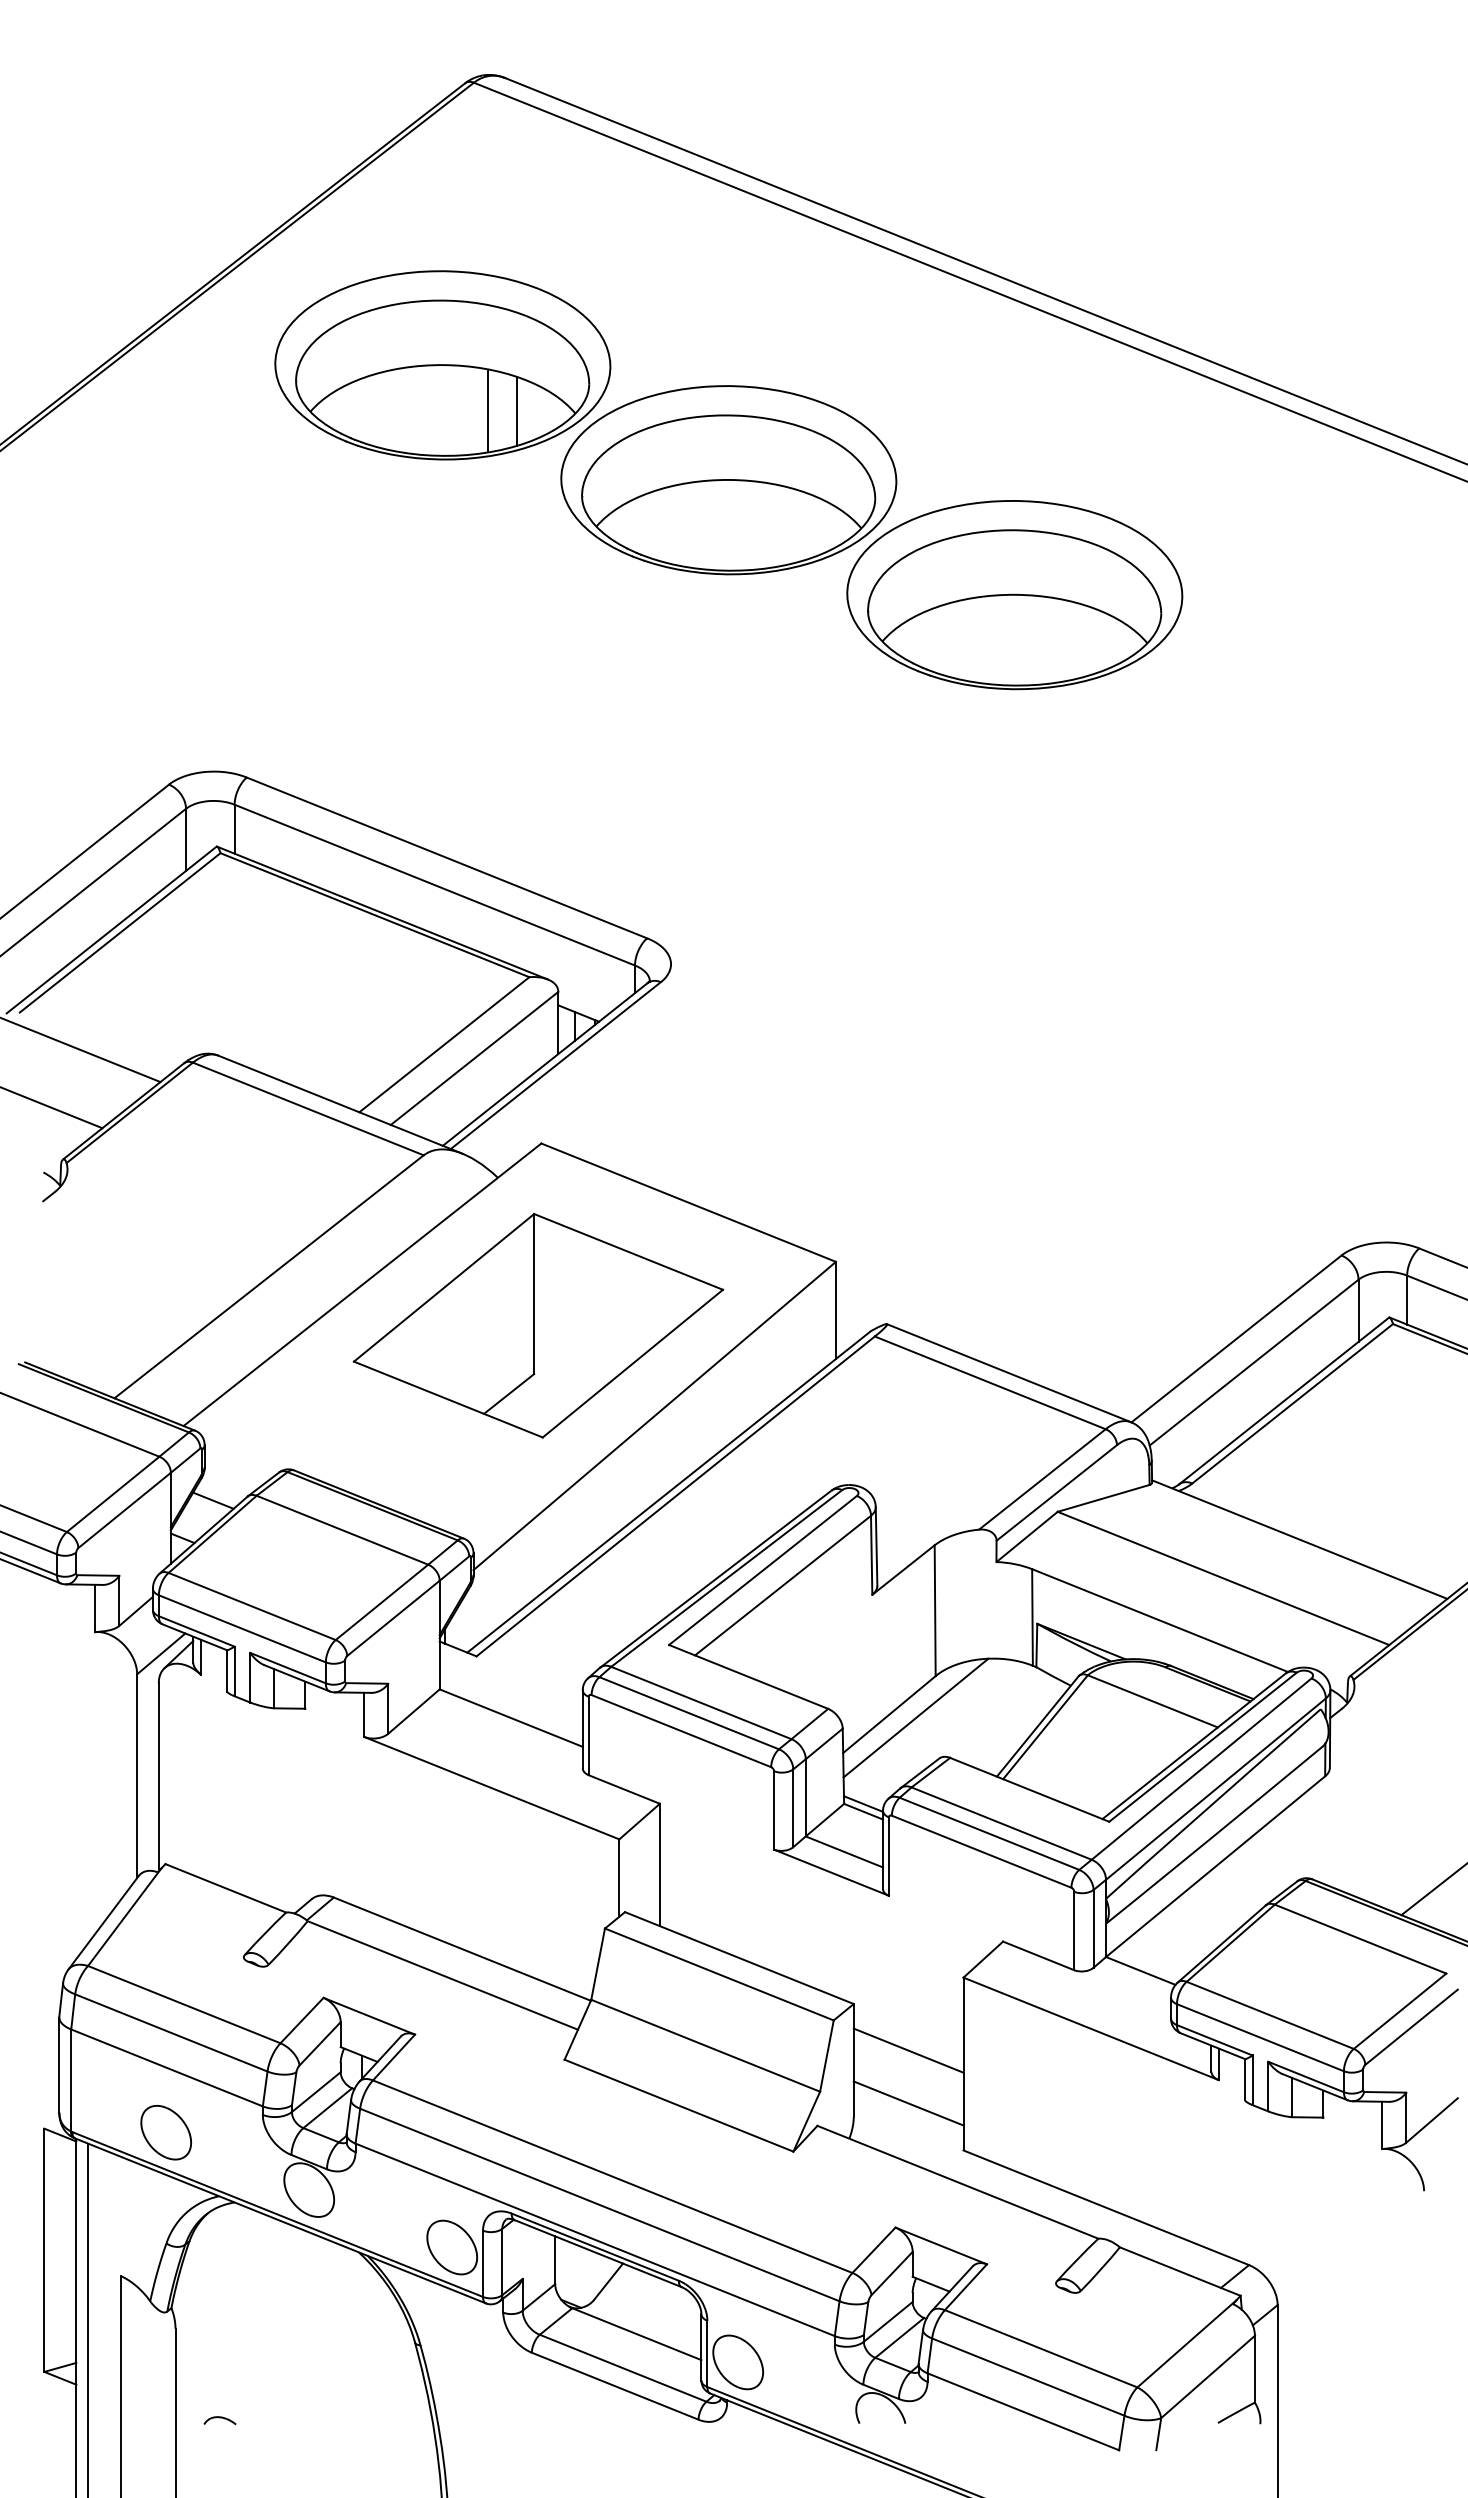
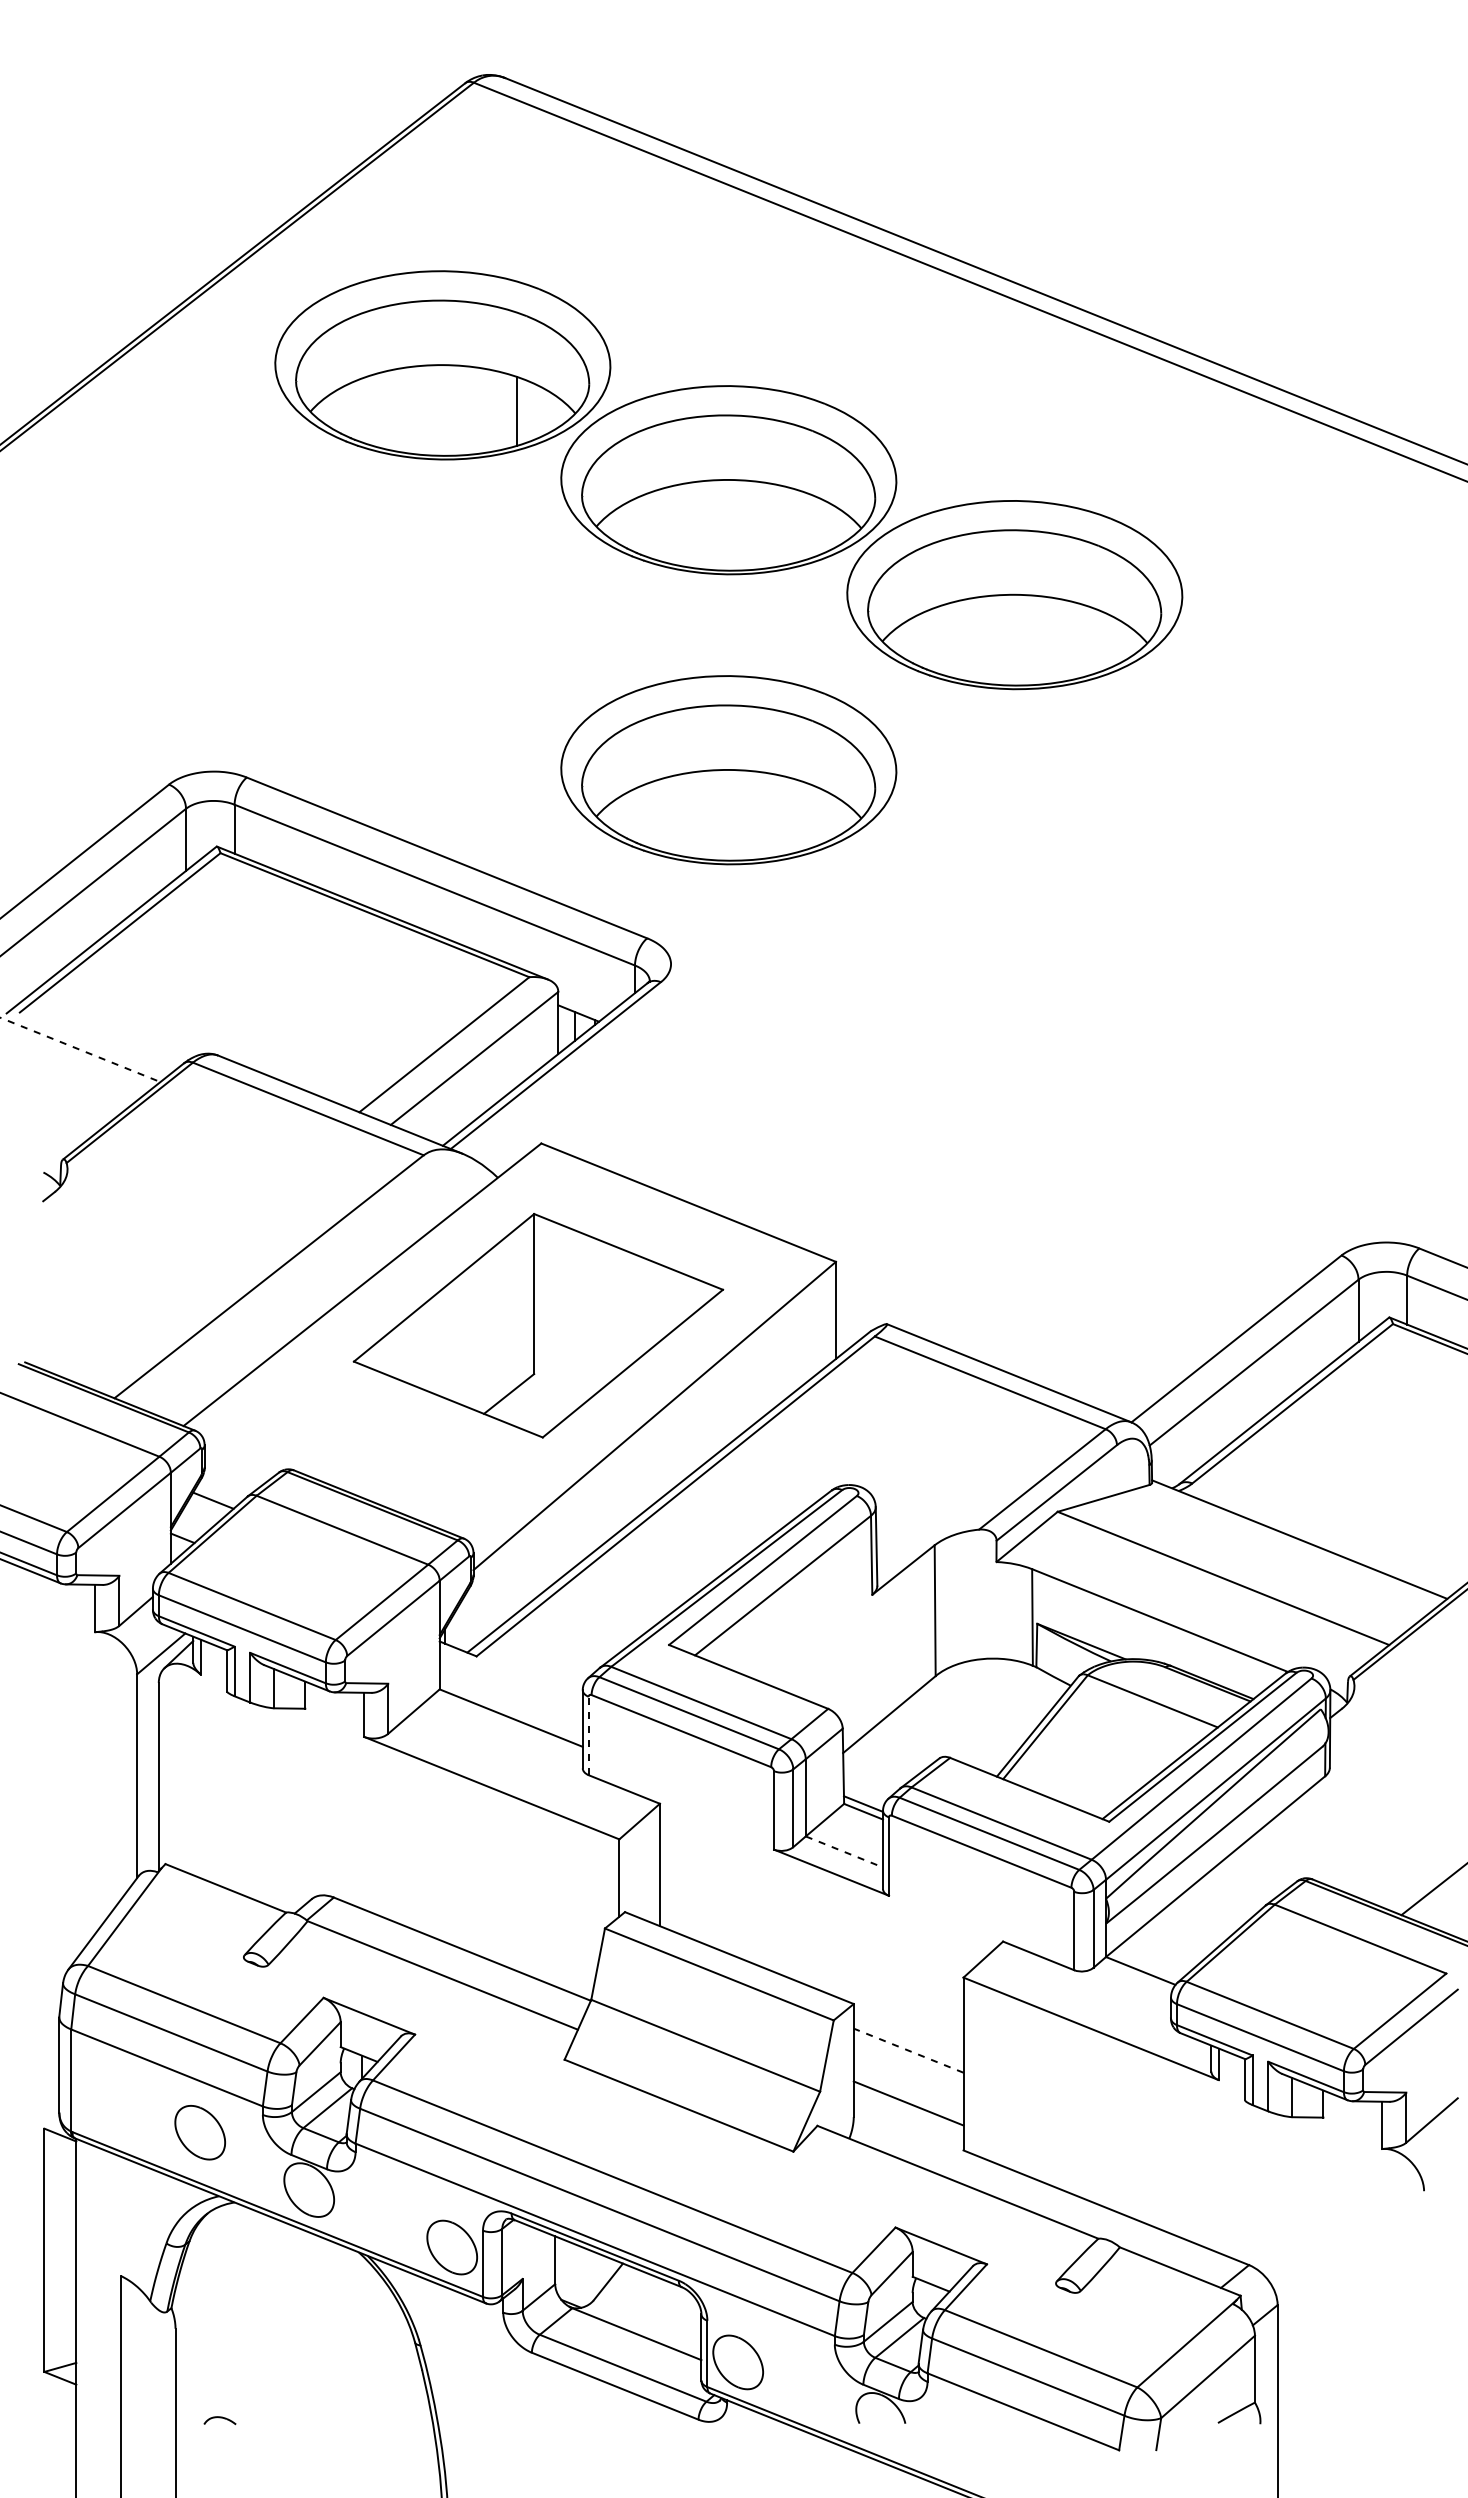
line: present -> none (488, 410)
part: none -> present (728, 770)
line: solid -> dashed (80, 1050)
line: present -> none (52, 1107)
line: present -> none (915, 1717)
line: solid -> dashed (588, 1735)
line: solid -> dashed (844, 1851)
line: solid -> dashed (908, 2050)
part position: (165, 2132) -> (199, 2132) (199, 2132)
line: present -> none (88, 2318)
